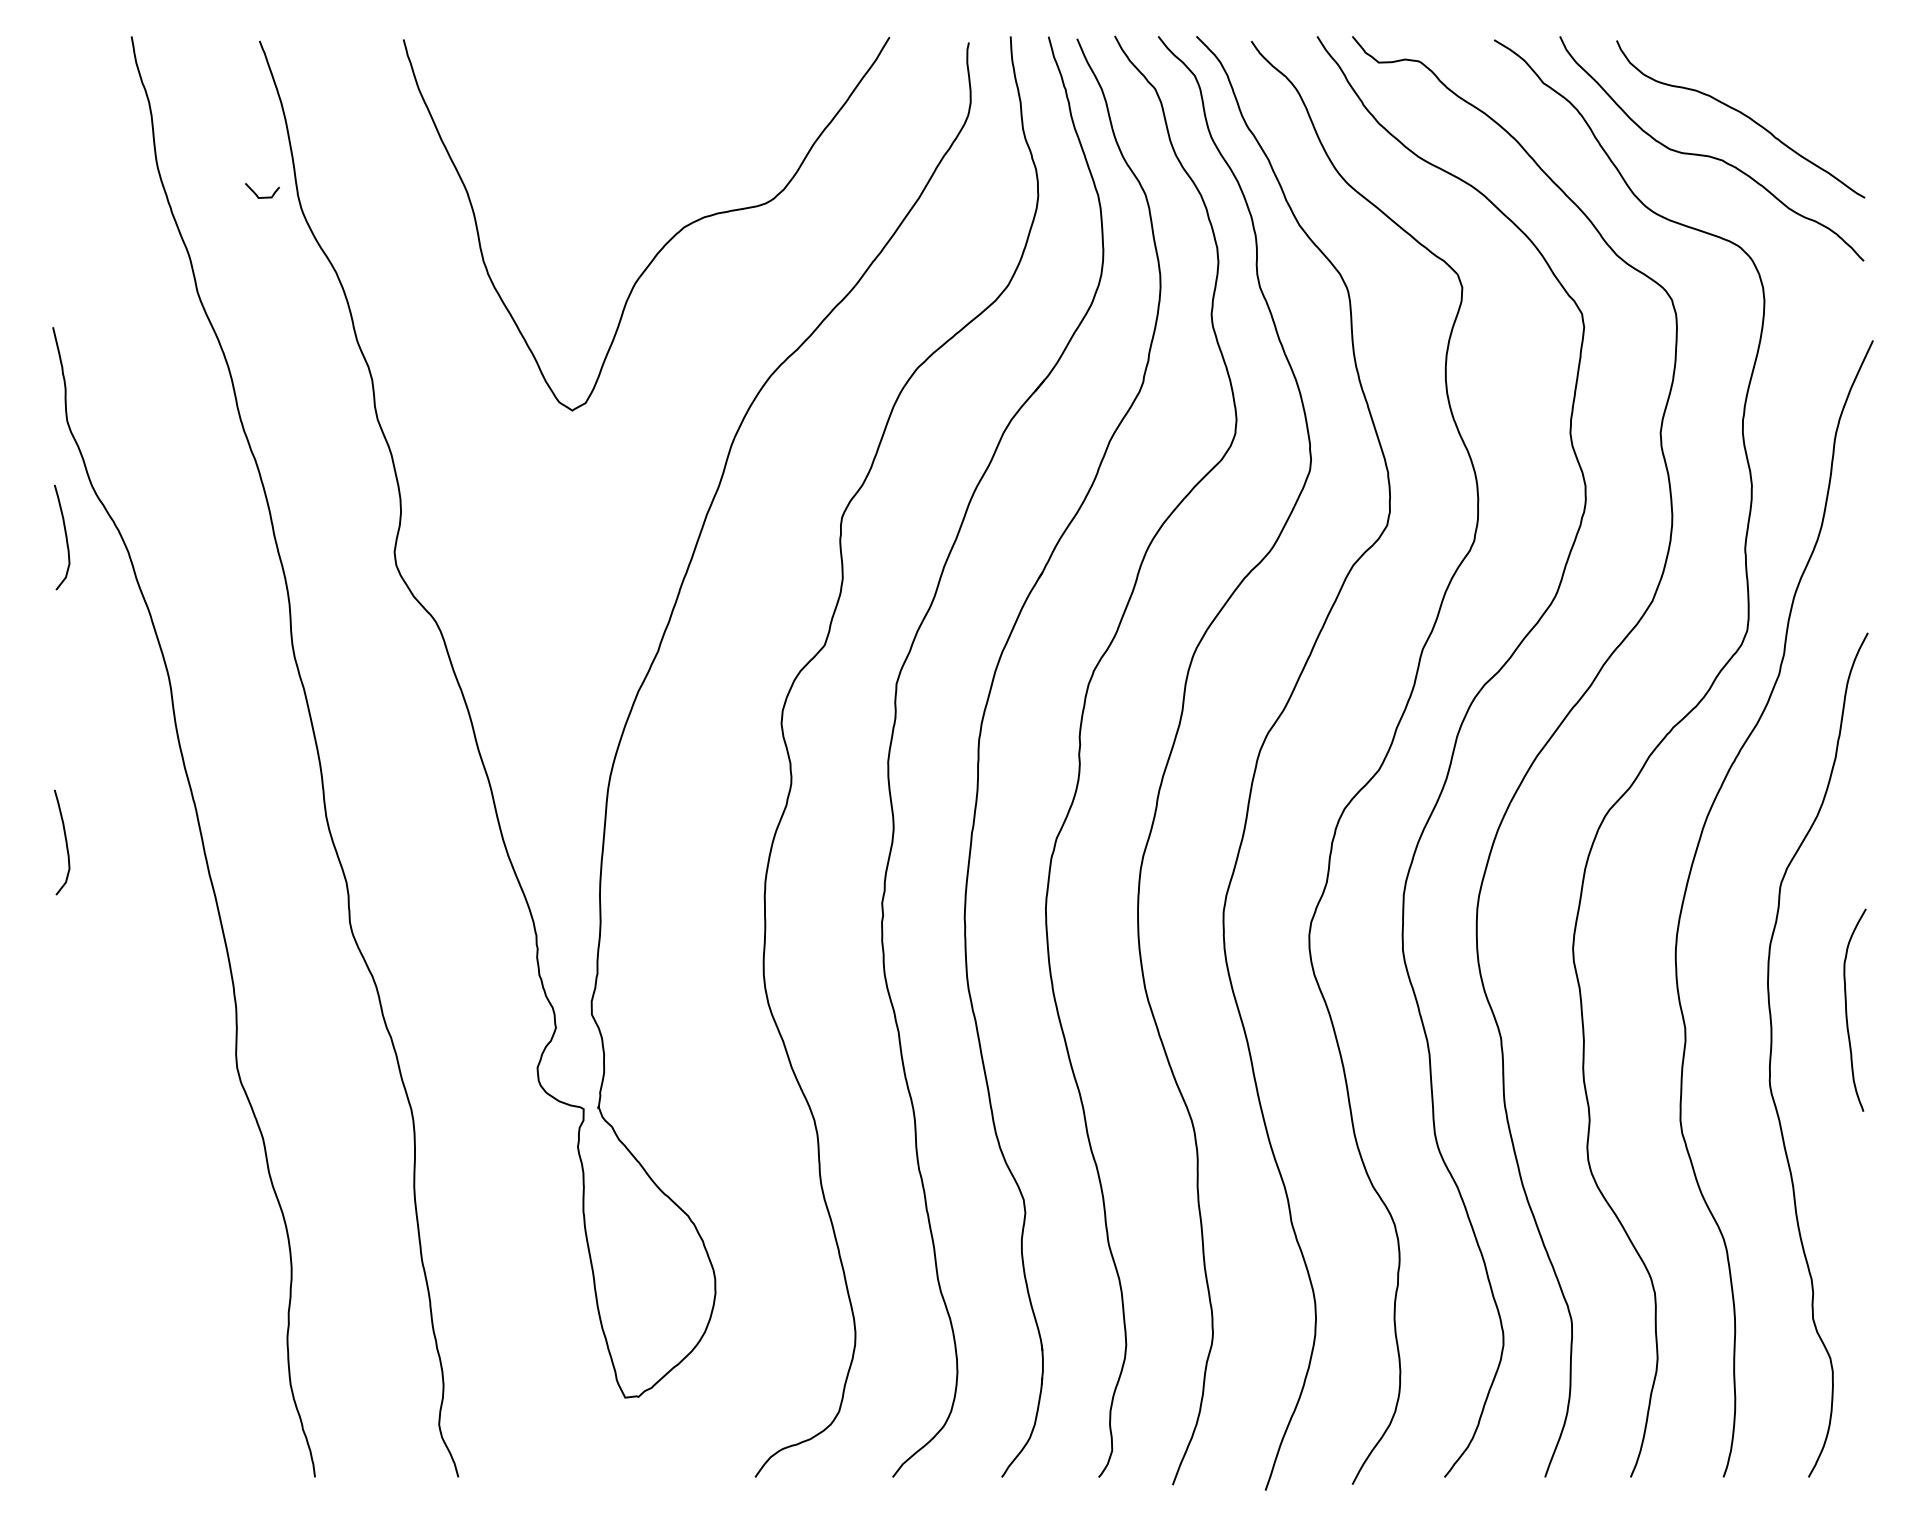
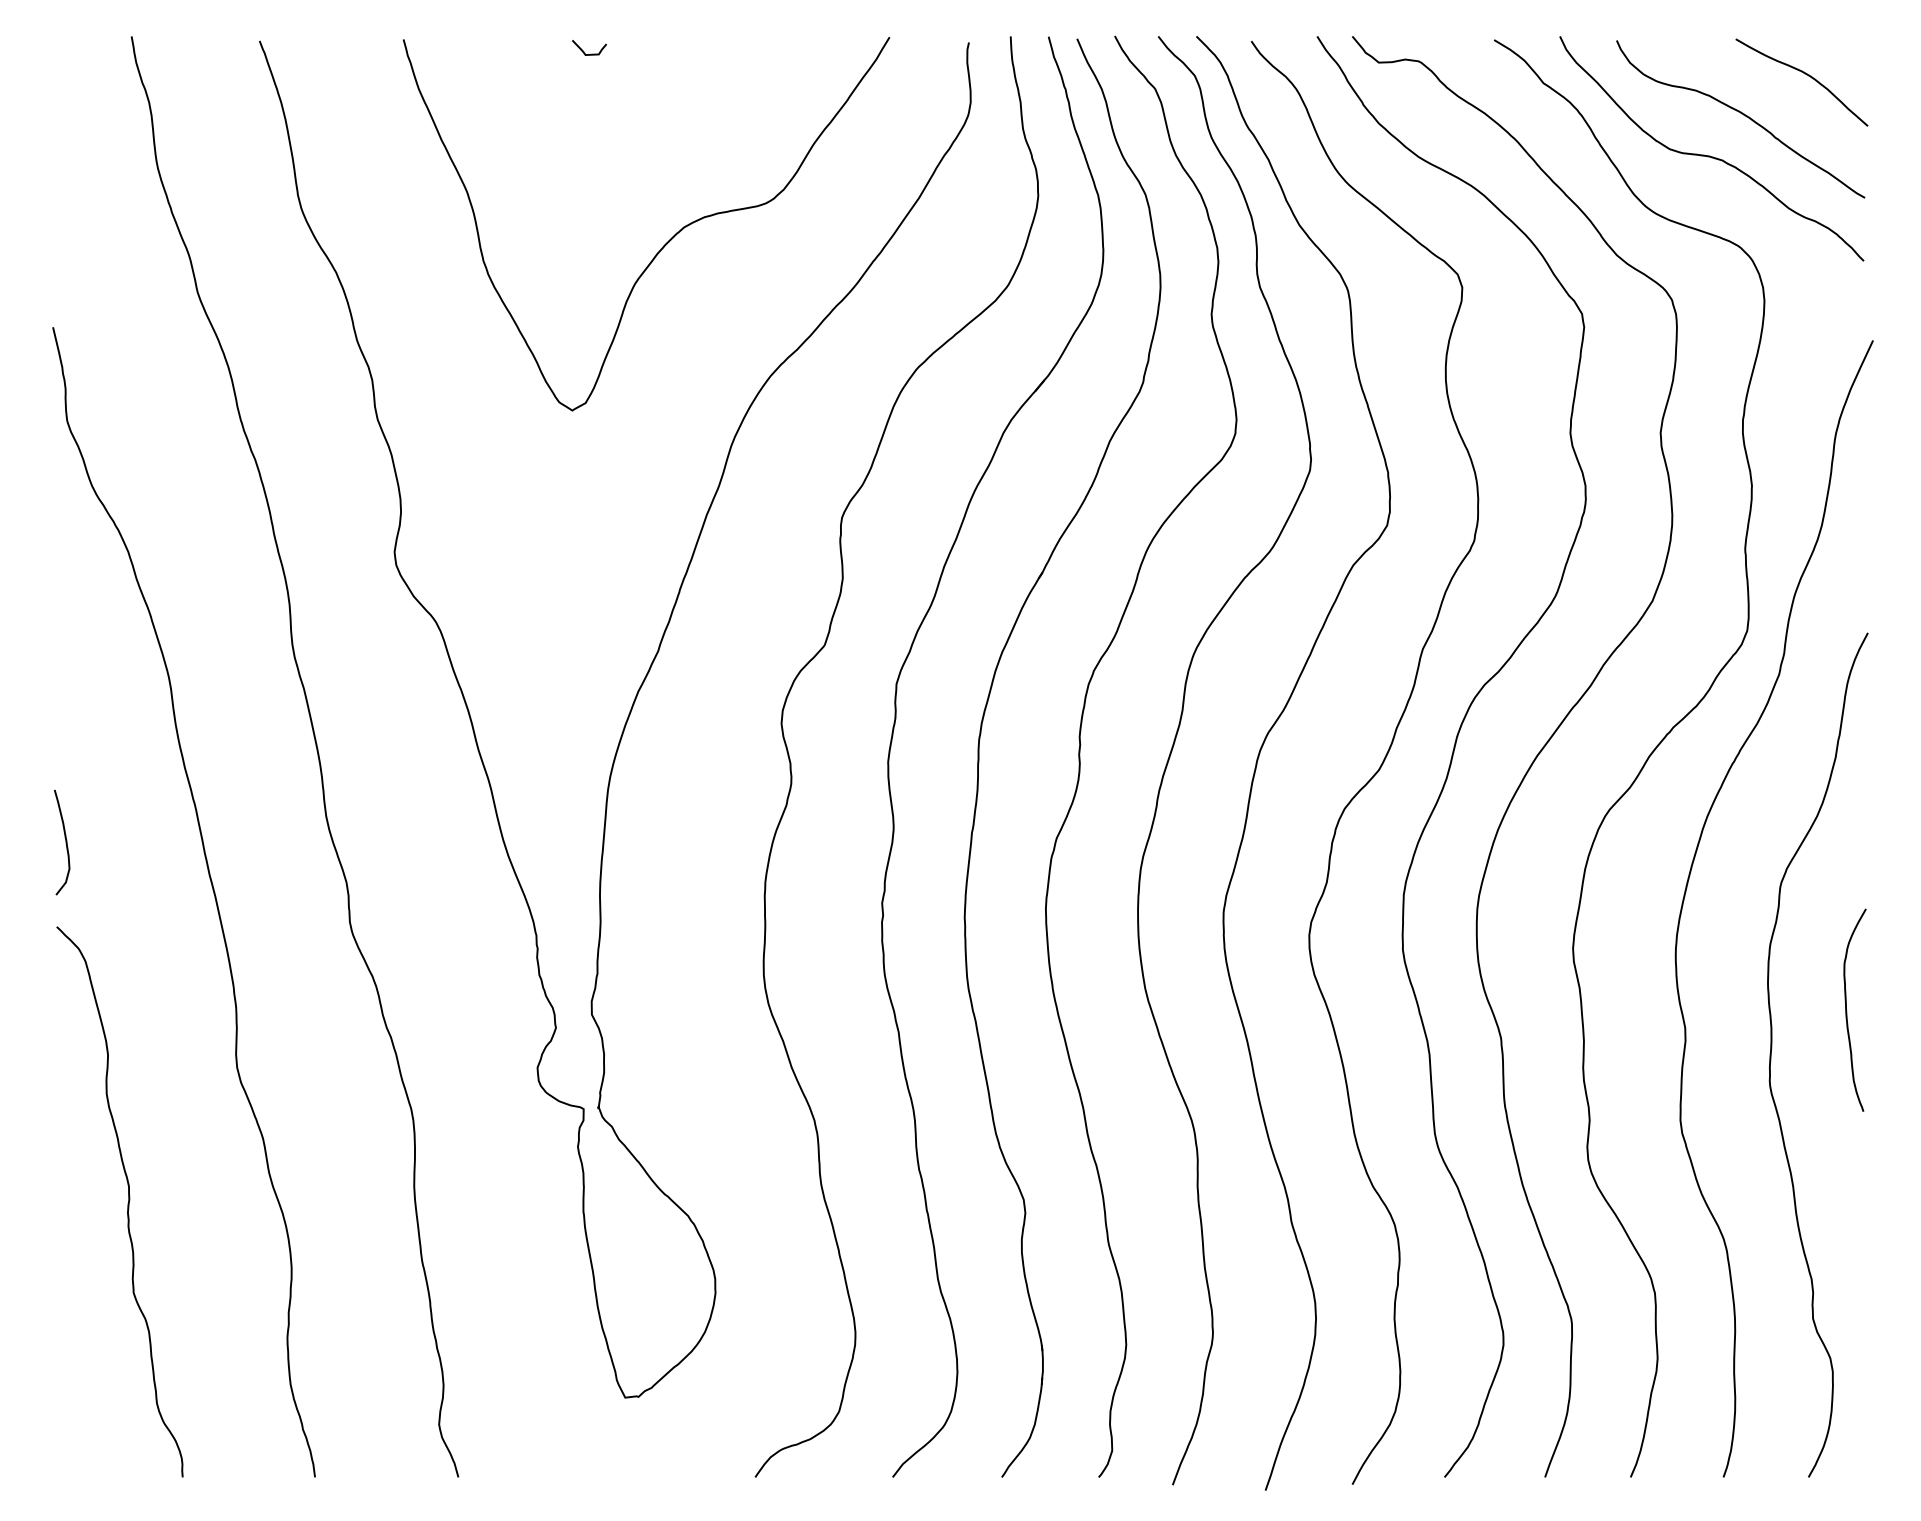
curve: none -> present (1806, 75)
curve position: (263, 196) -> (590, 53) (590, 53)
curve: present -> none (65, 537)
curve: none -> present (127, 1203)
